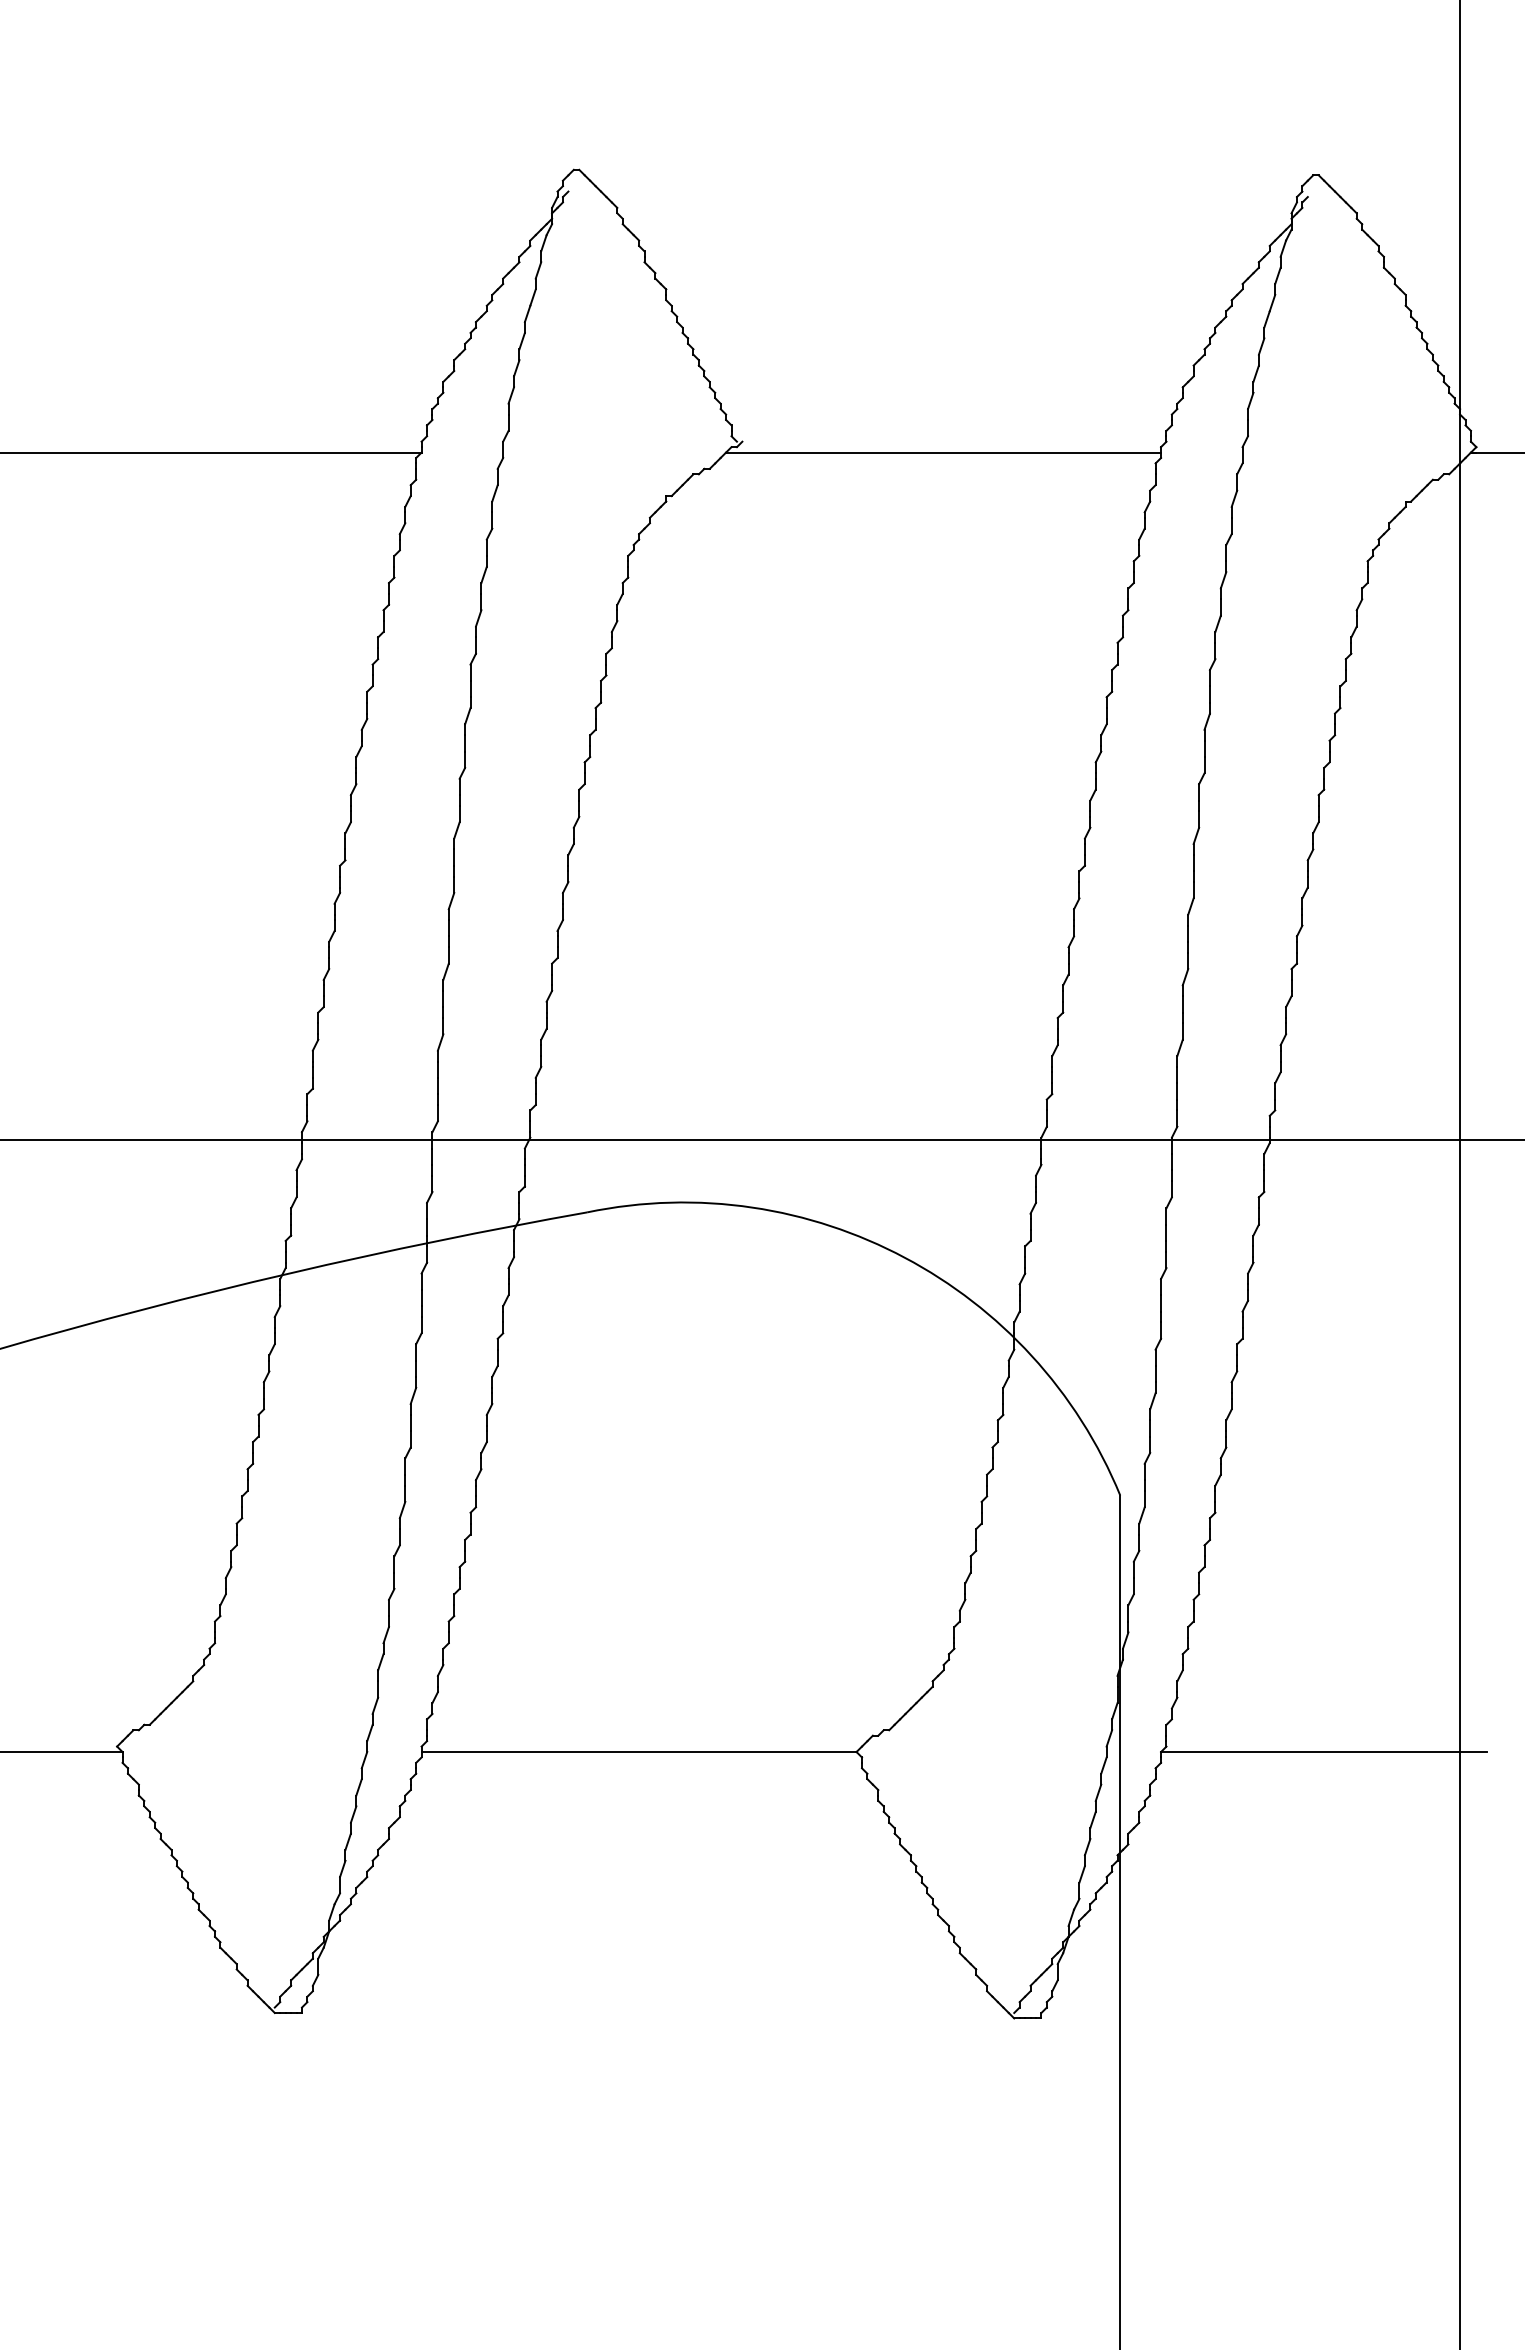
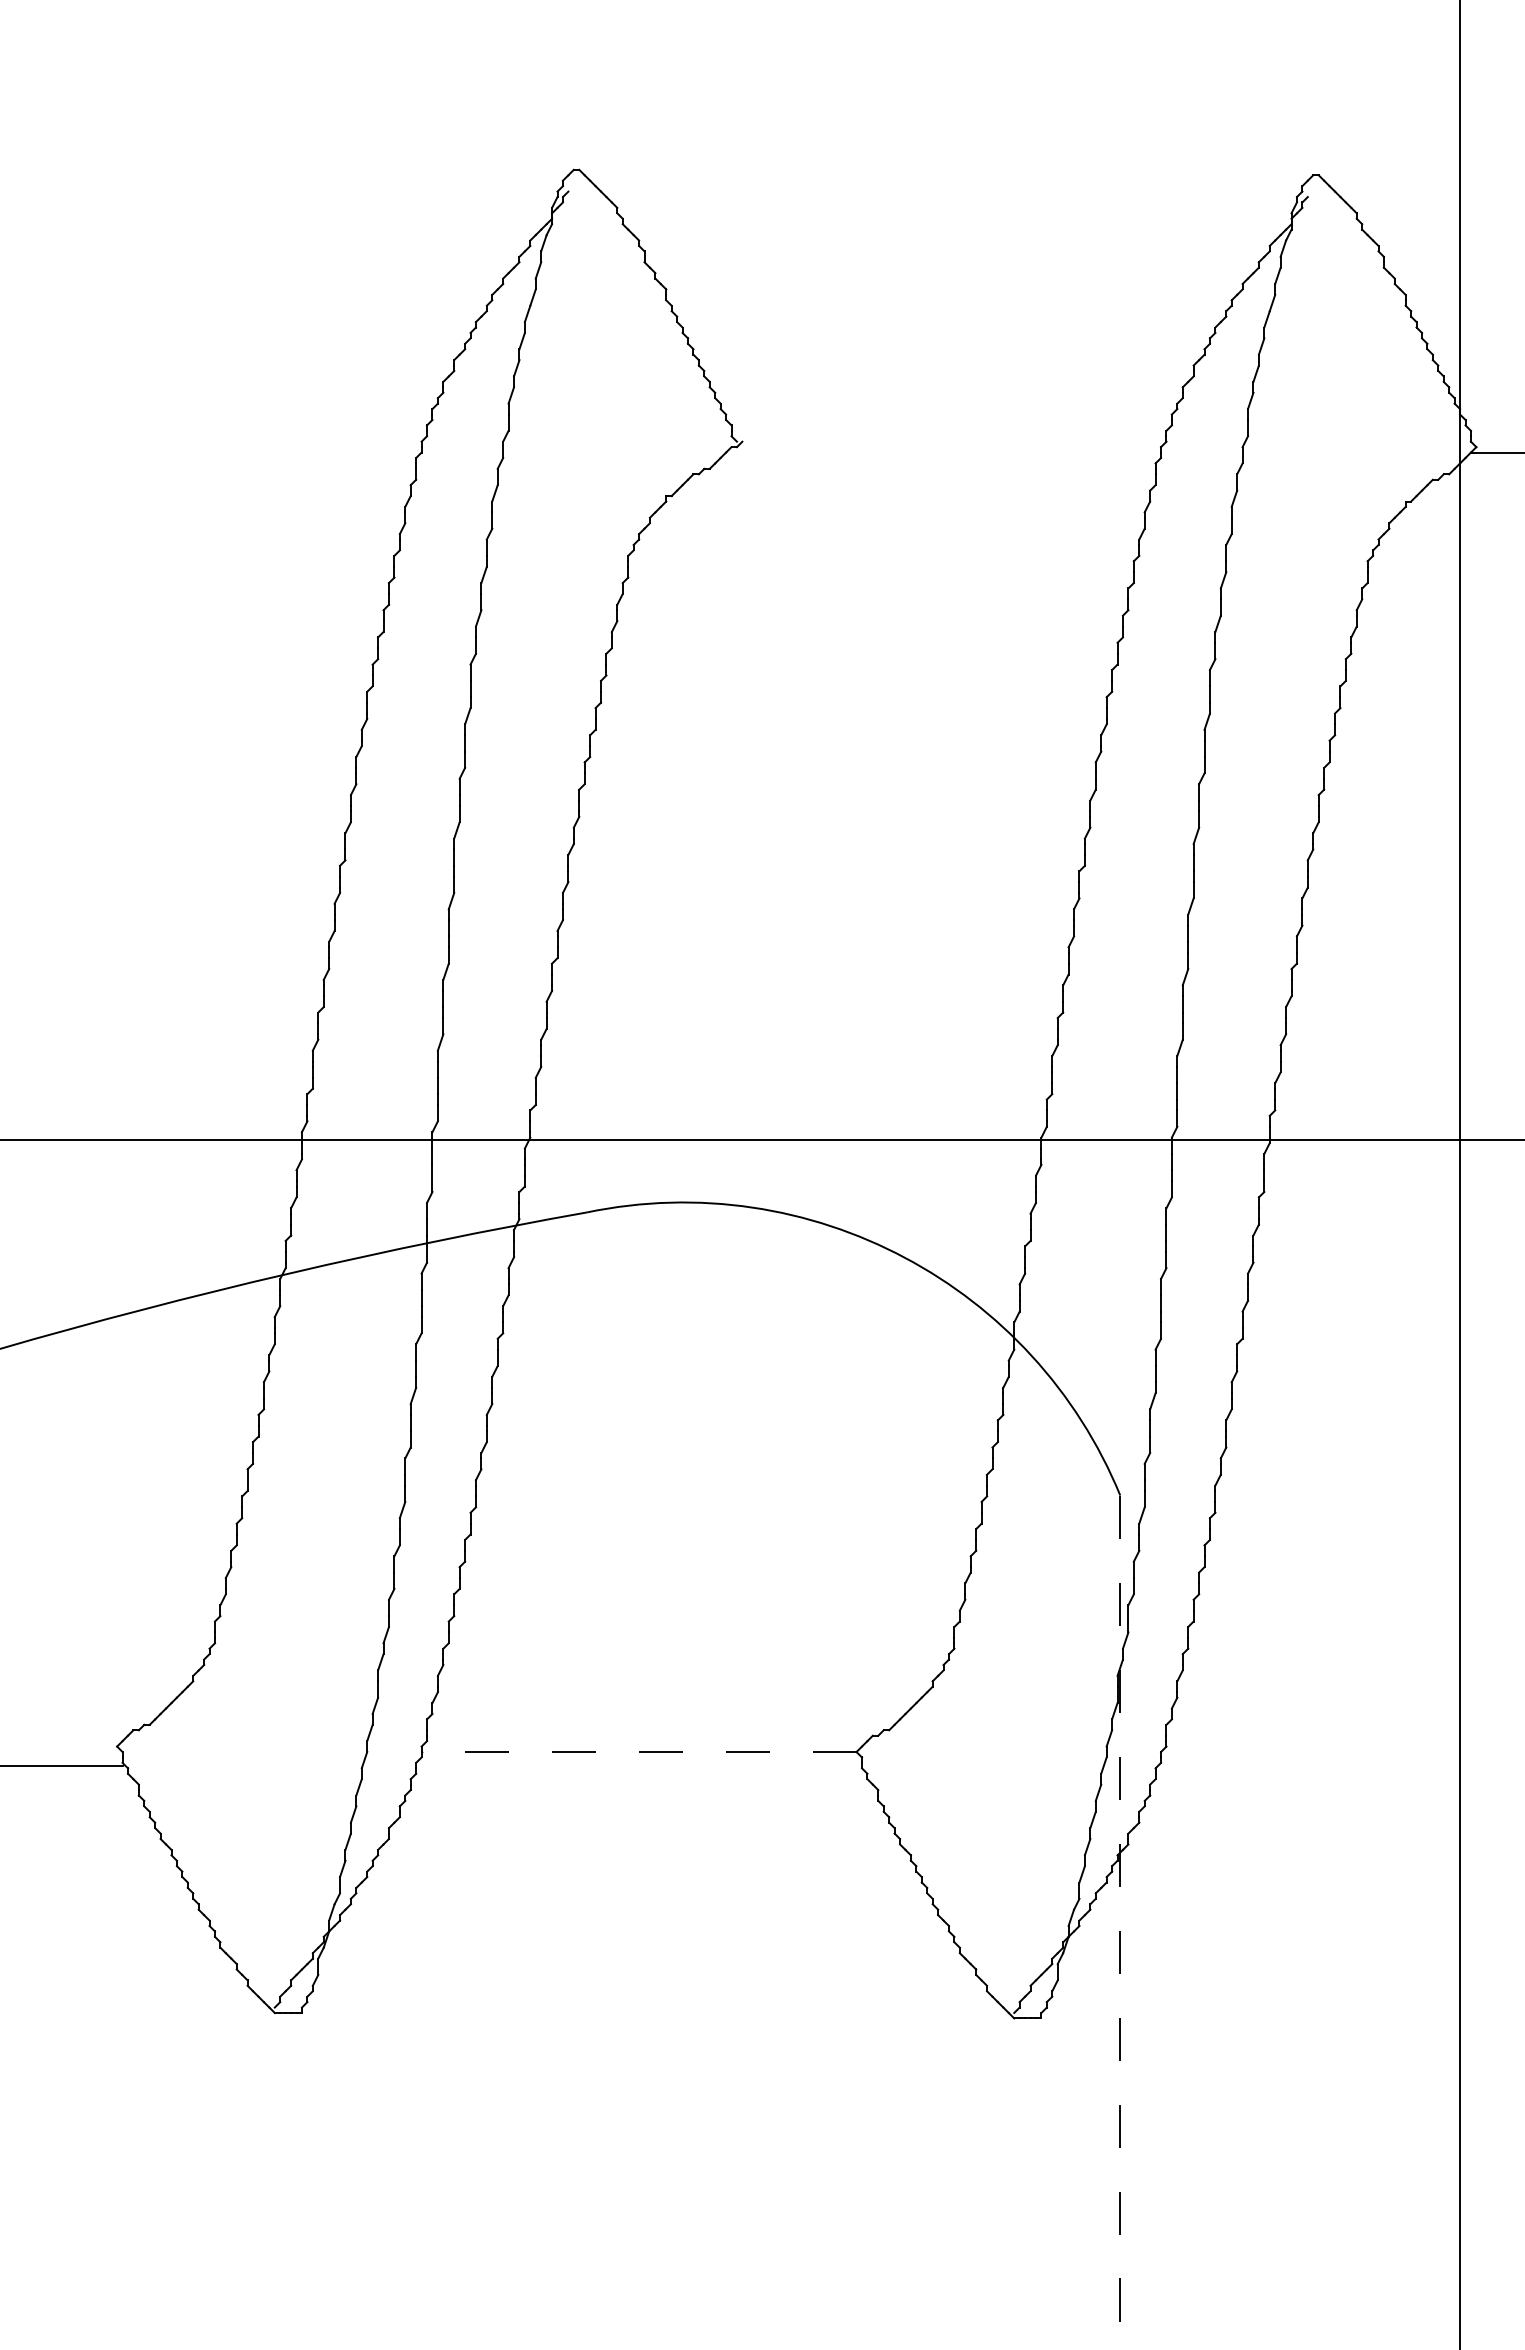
line: present -> none (211, 452)
line: present -> none (943, 452)
line position: (62, 1752) -> (62, 1766) (62, 1766)
line: solid -> dashed (638, 1752)
line: present -> none (1324, 1752)
line: solid -> dashed (1120, 1922)
